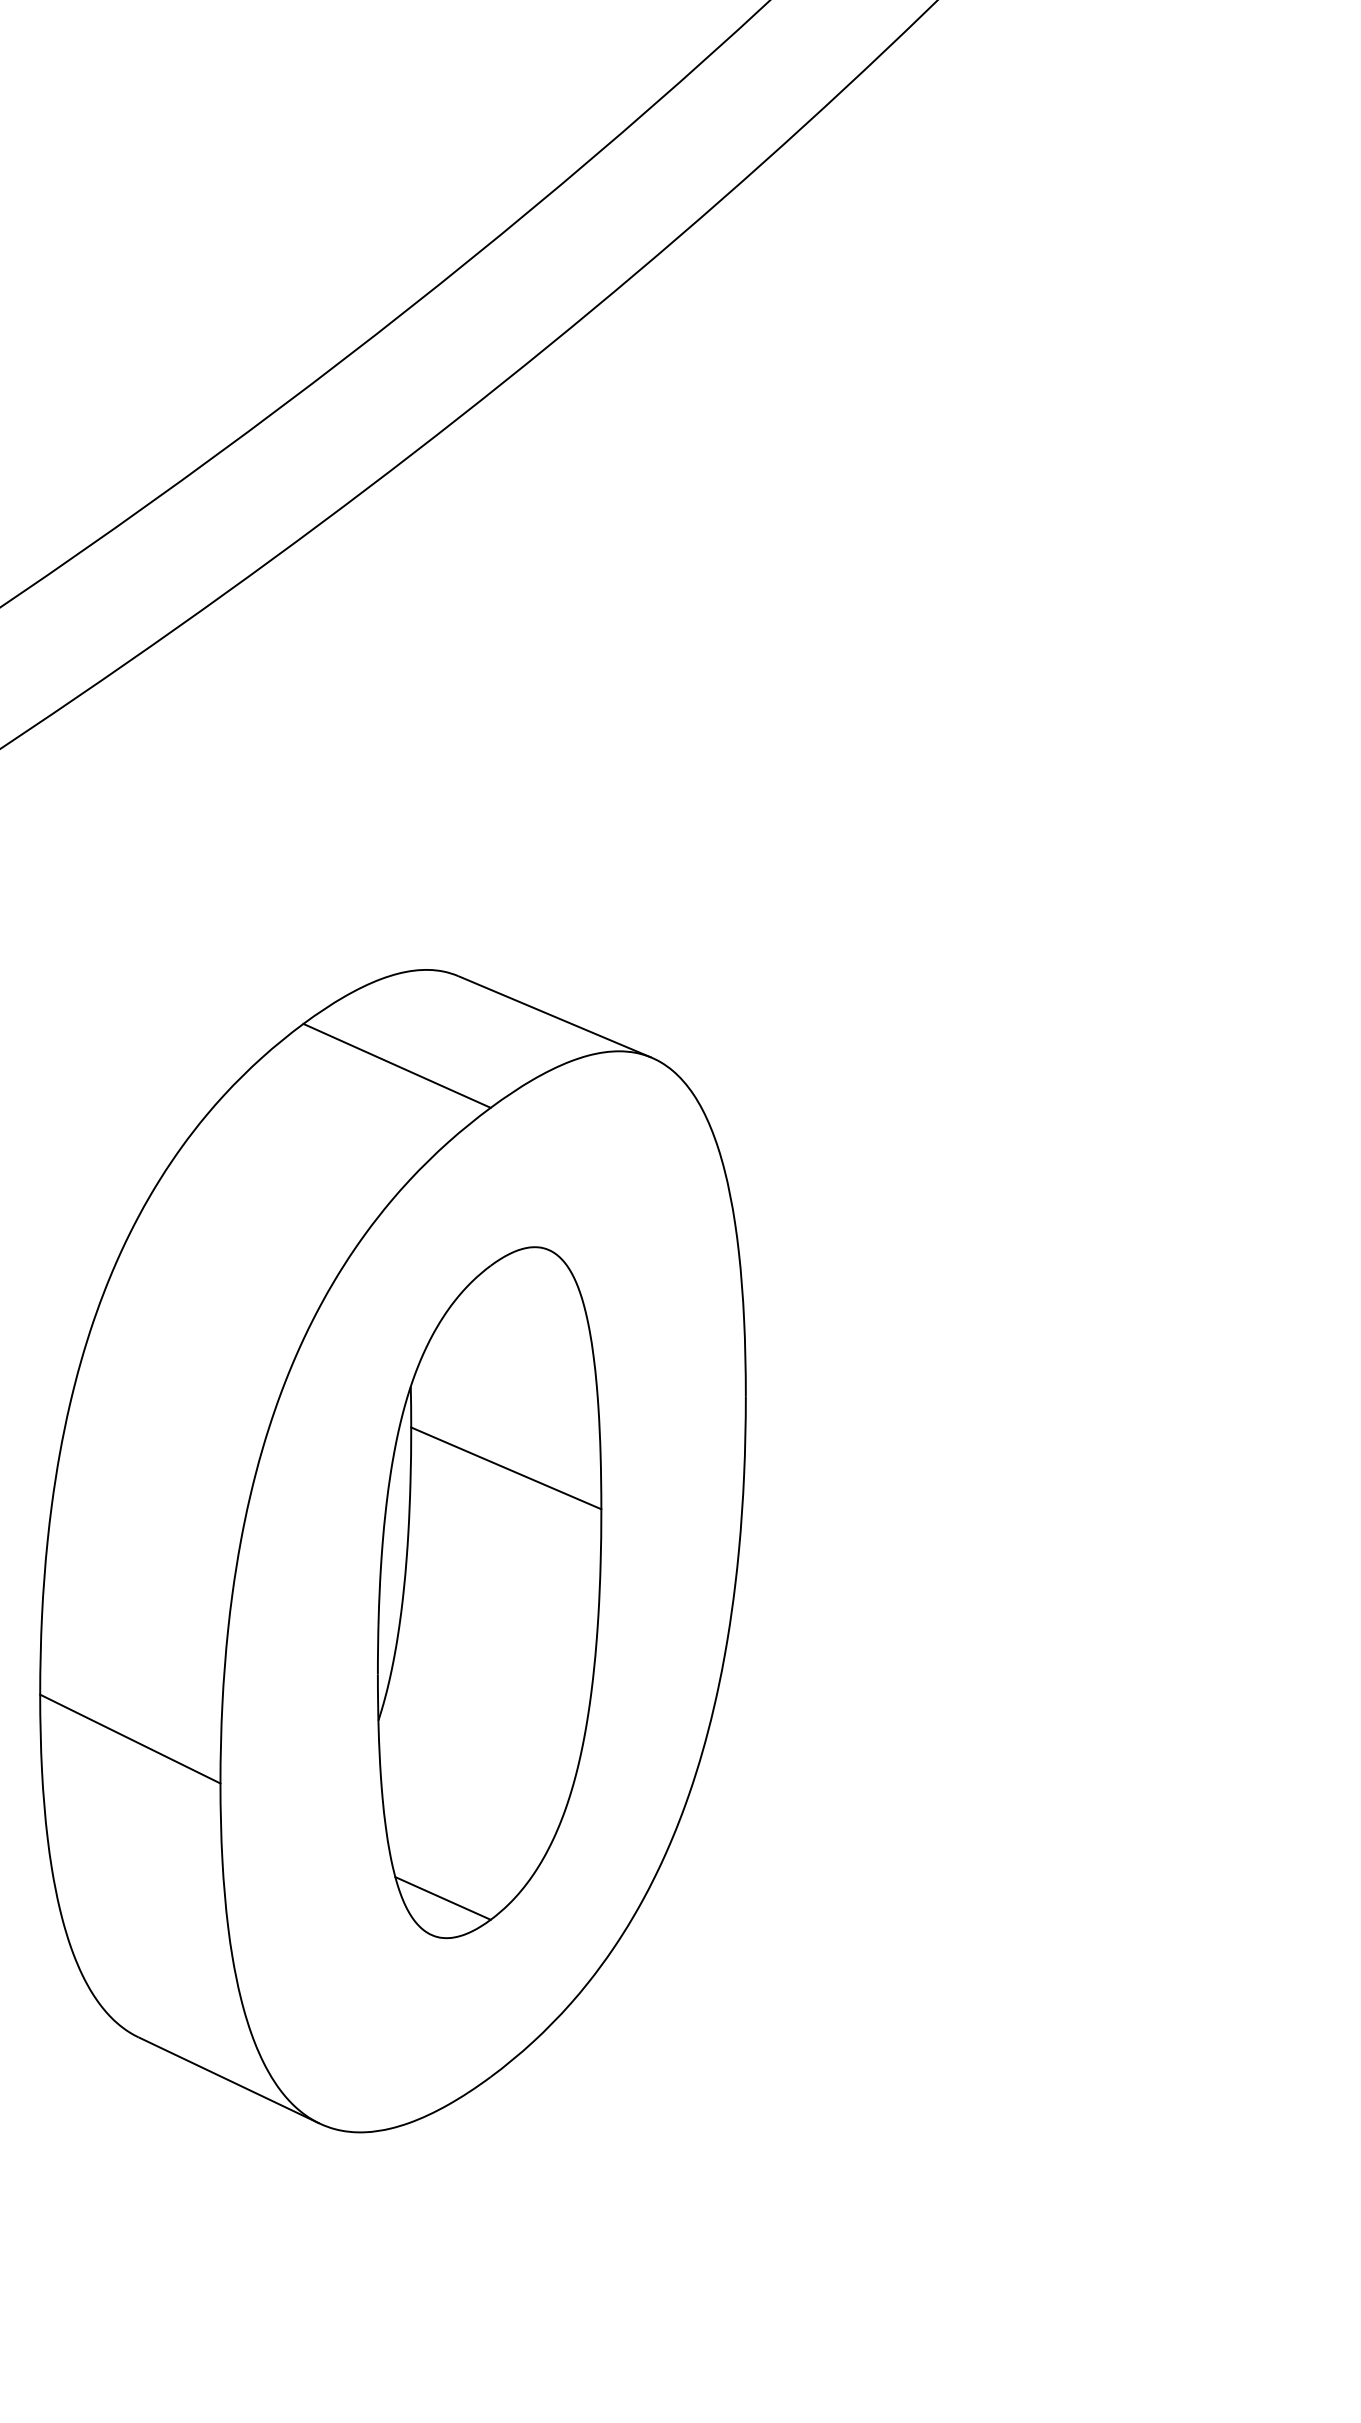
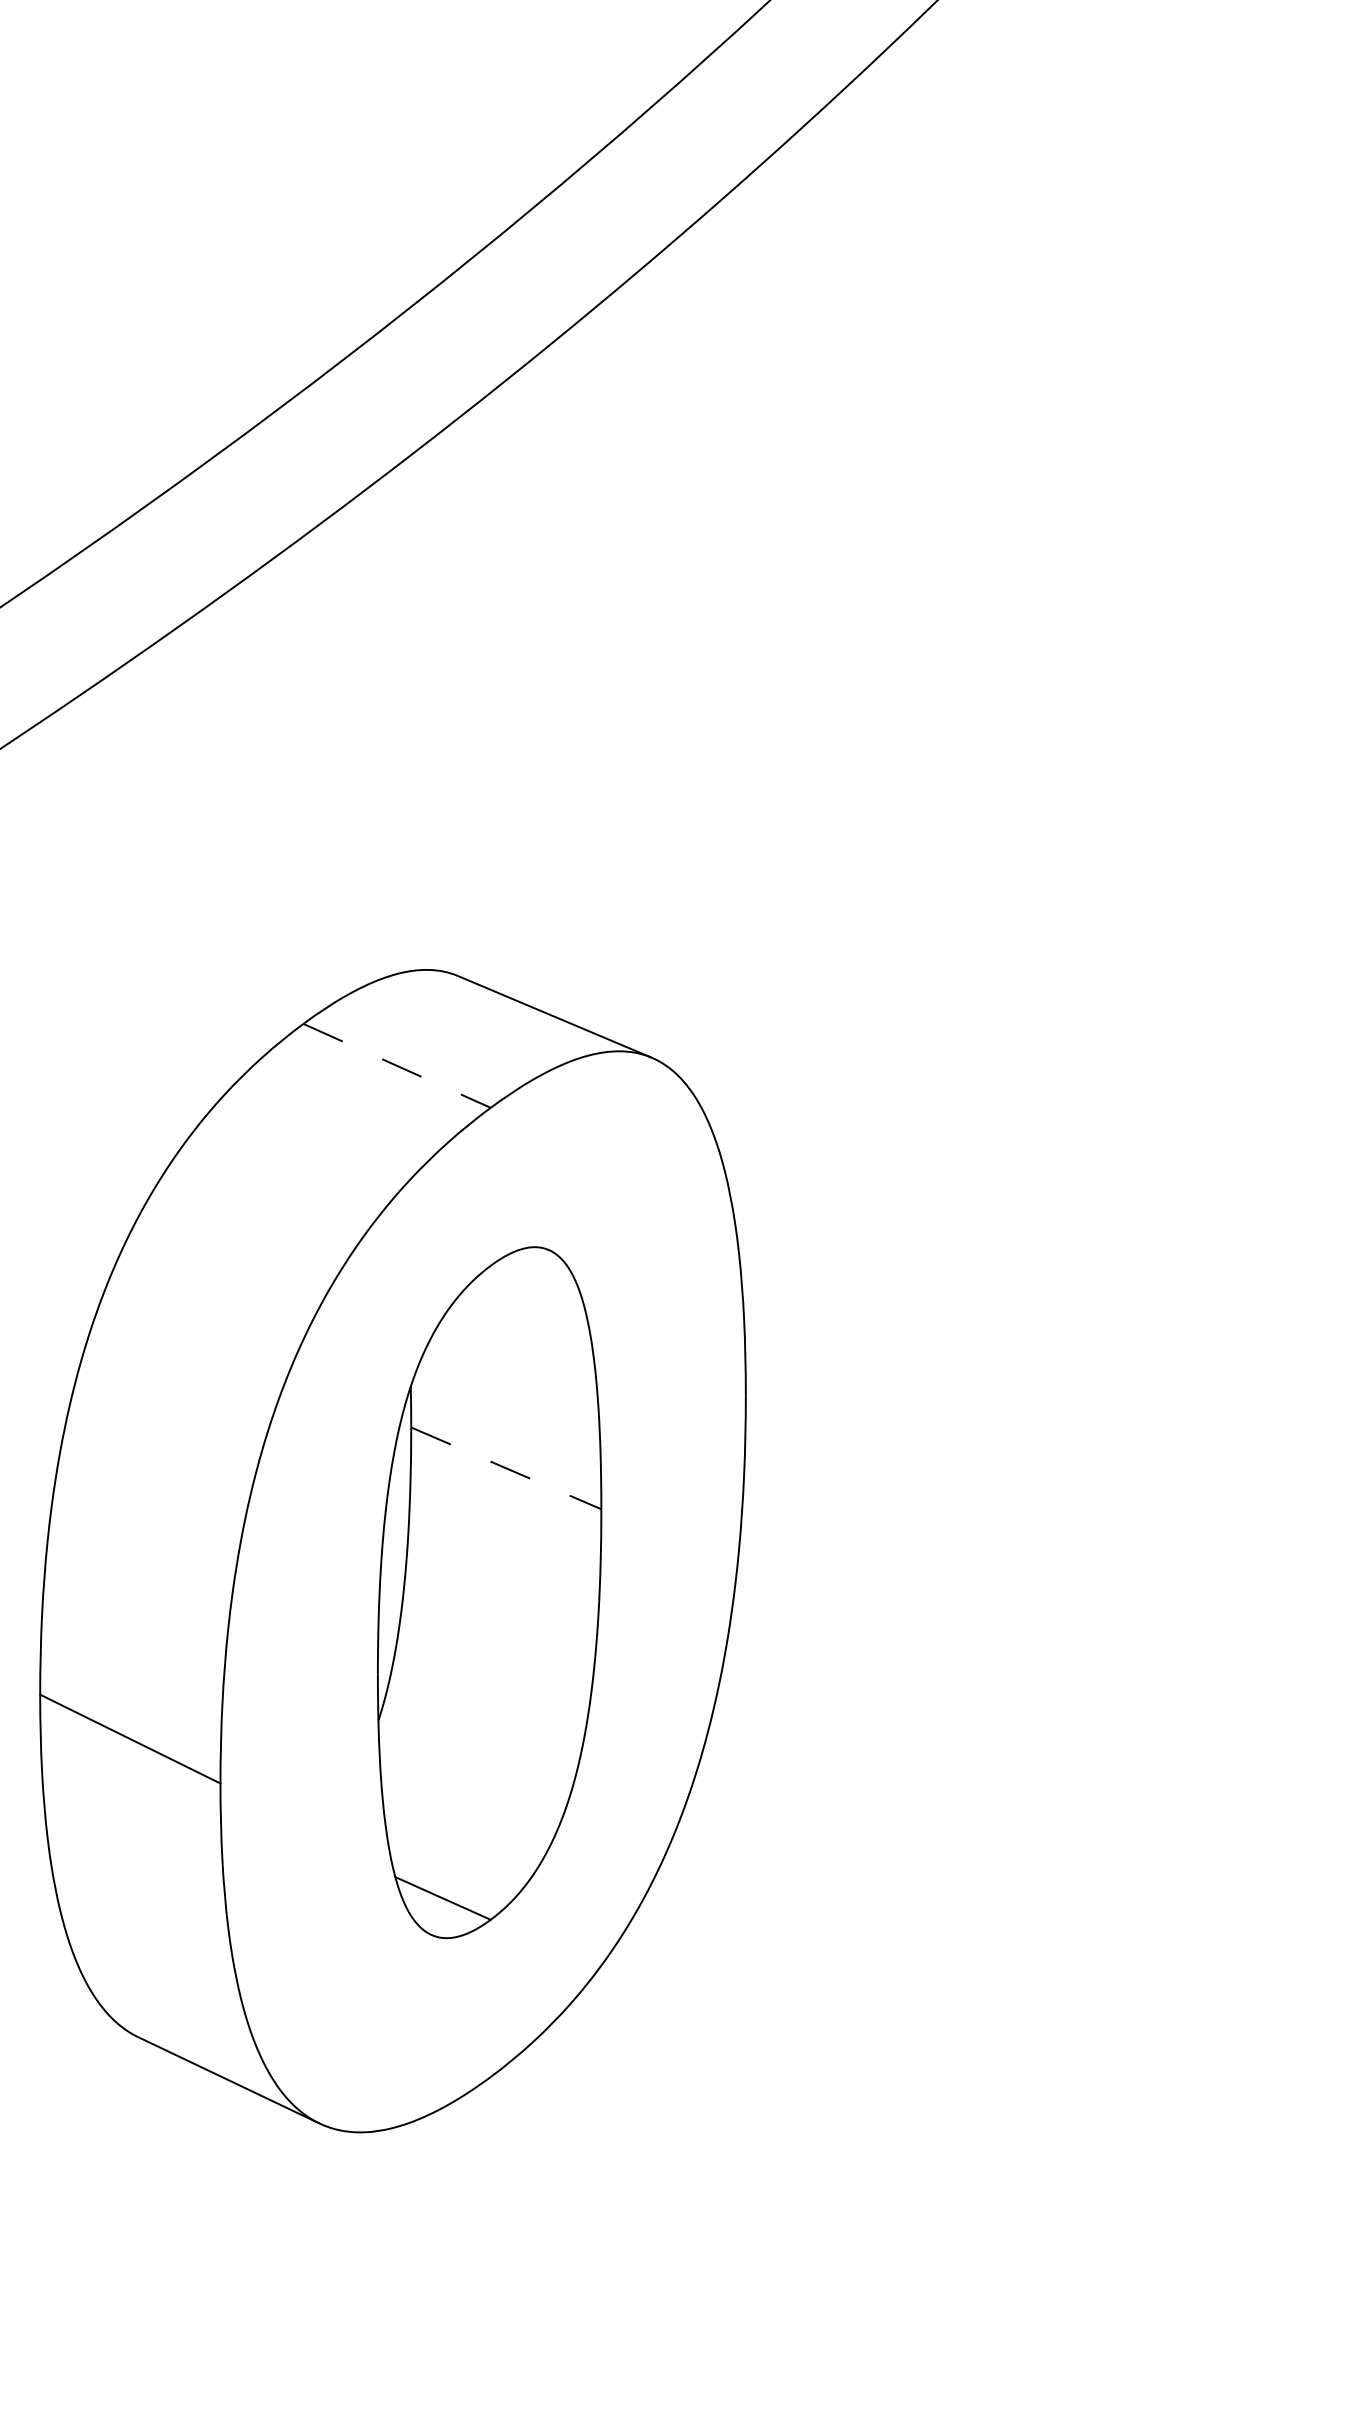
line: solid -> dashed (397, 1065)
line: solid -> dashed (506, 1468)
